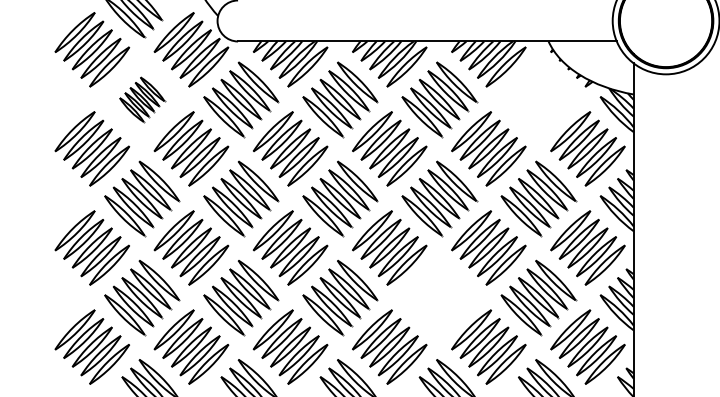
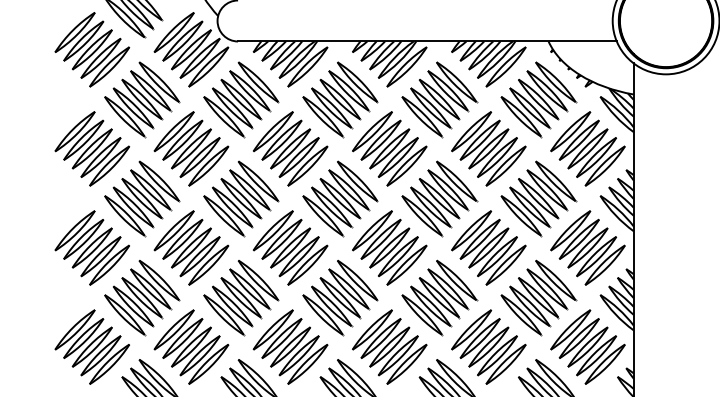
part size: 48x48 px -> 77x78 px (142, 99)
part: none -> present (538, 99)
part: none -> present (439, 297)
